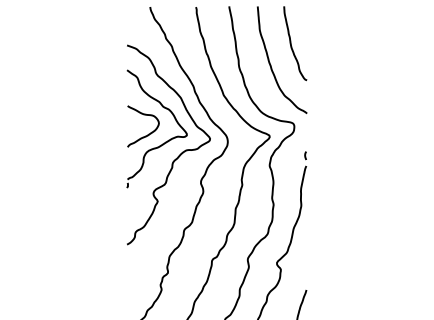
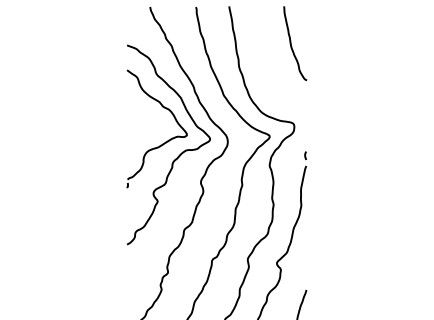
curve: present -> none (271, 64)
curve: present -> none (148, 133)
